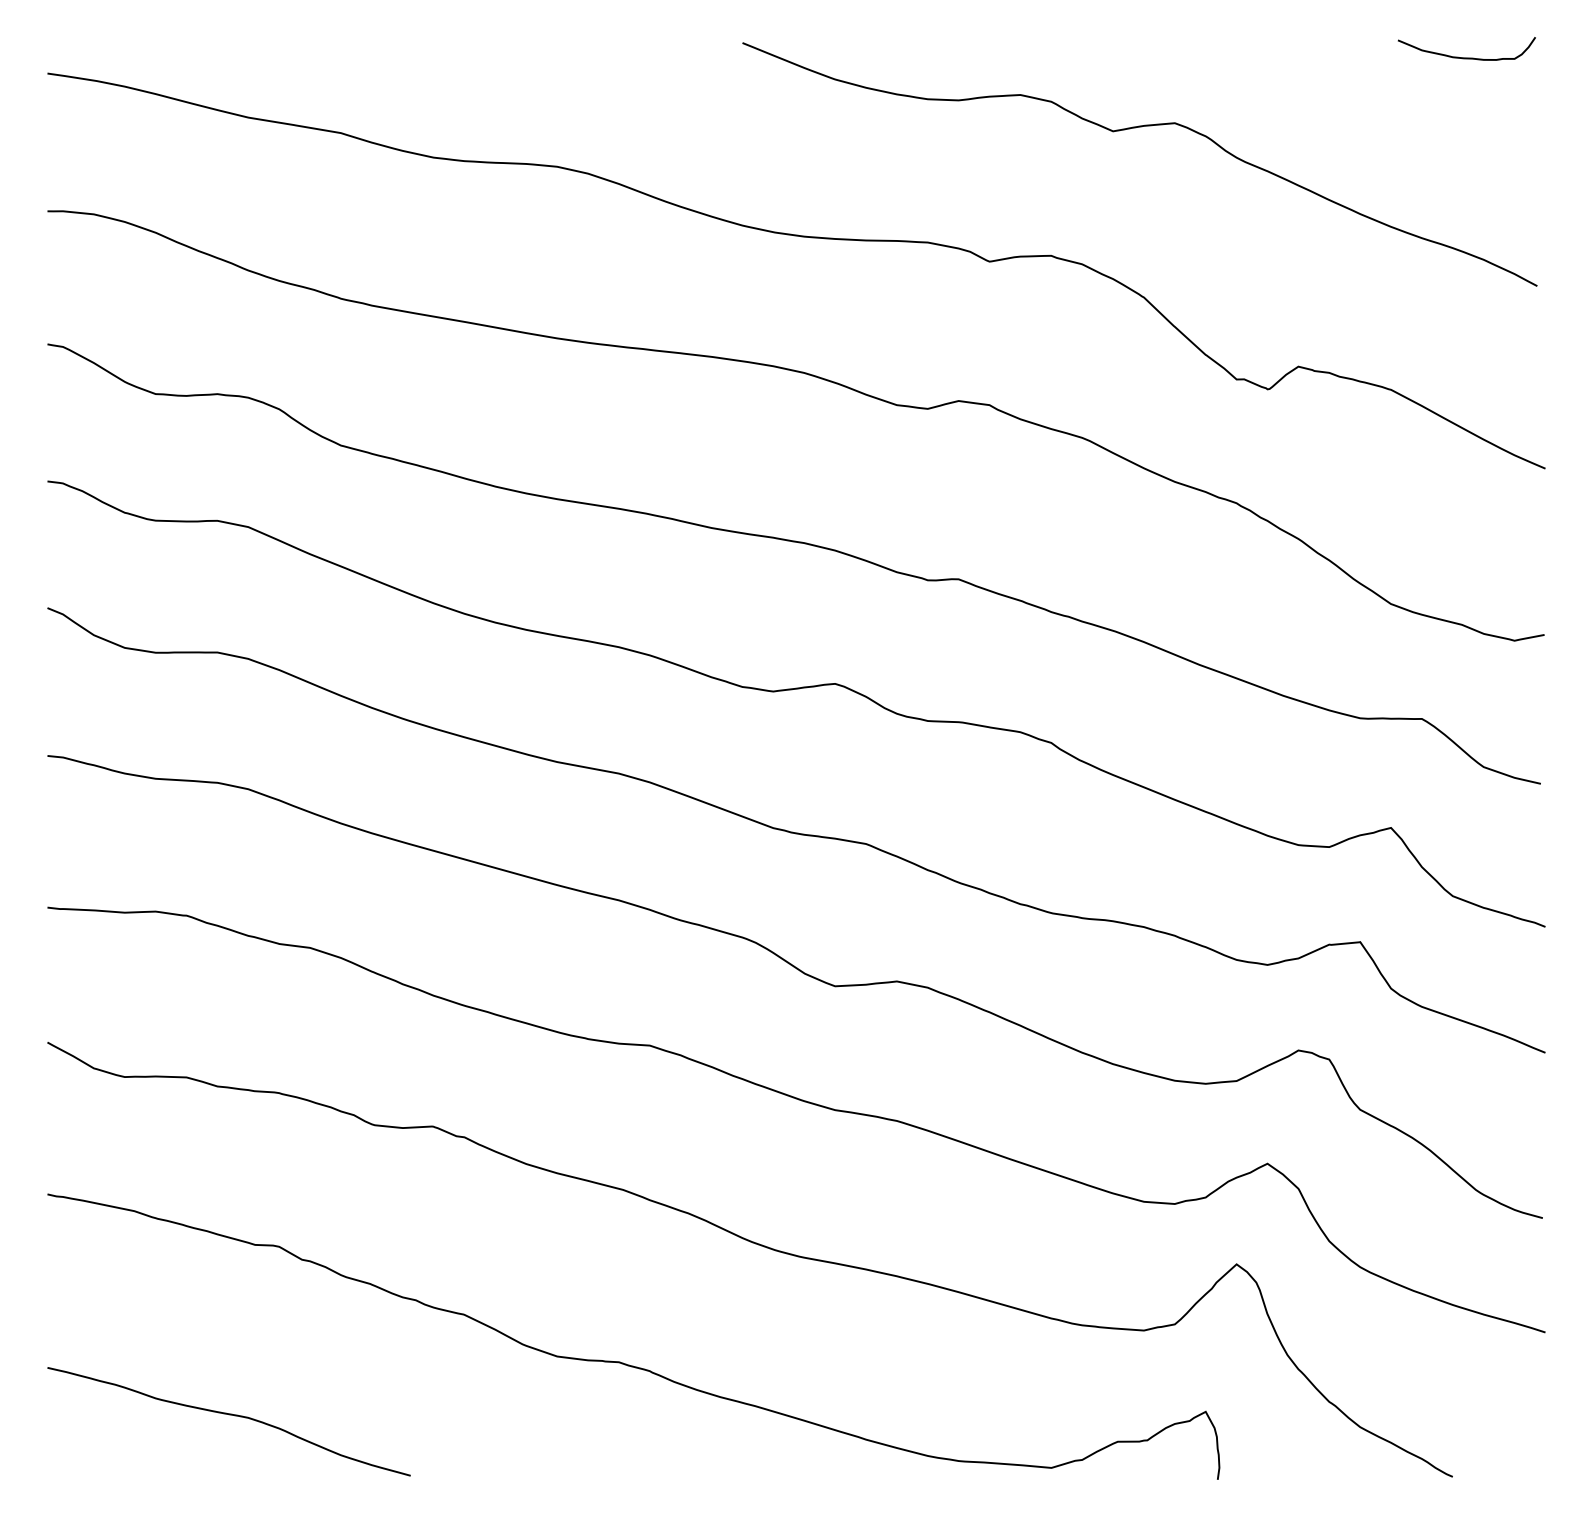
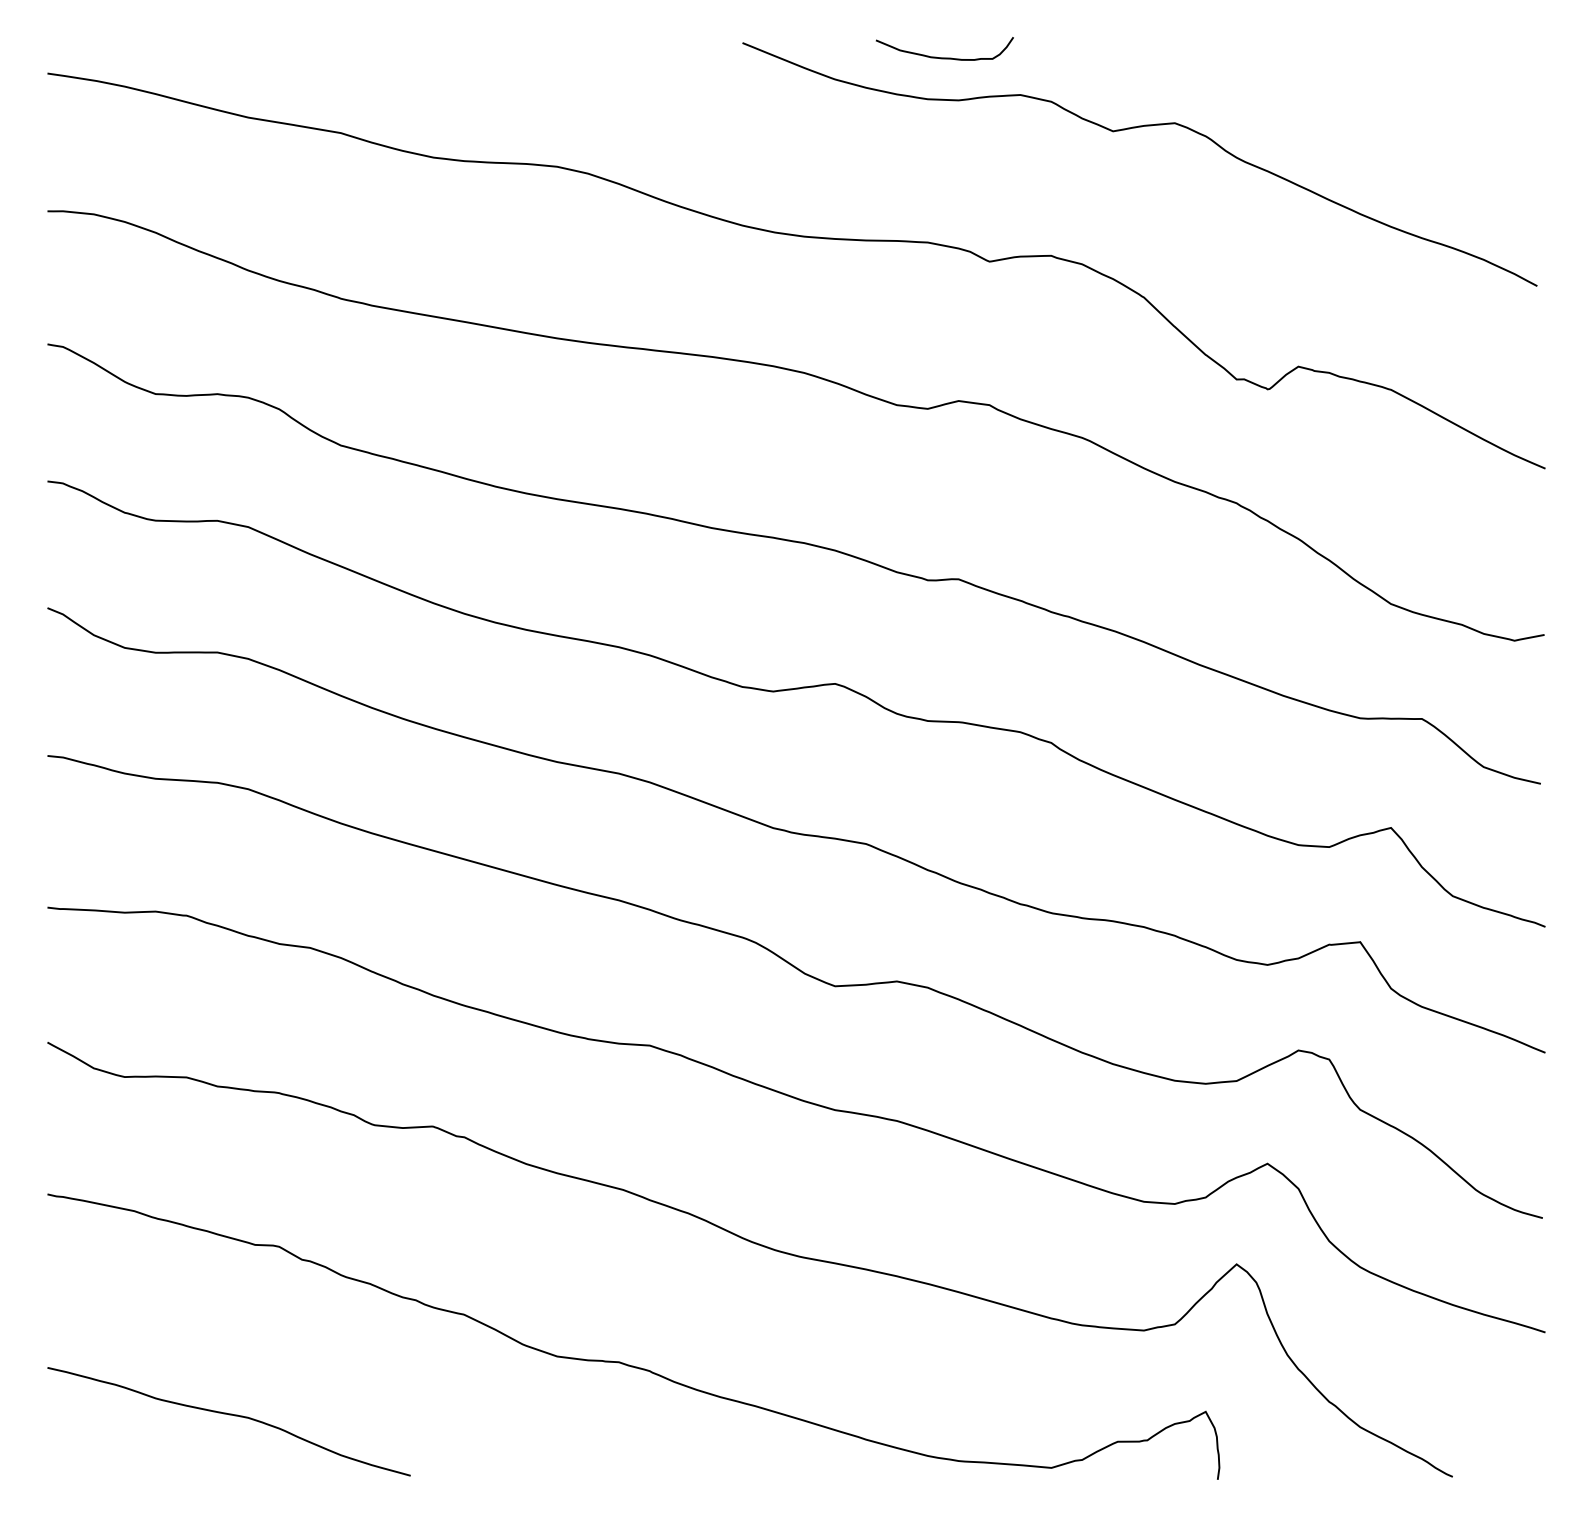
curve position: (1466, 57) -> (944, 57) (944, 57)
